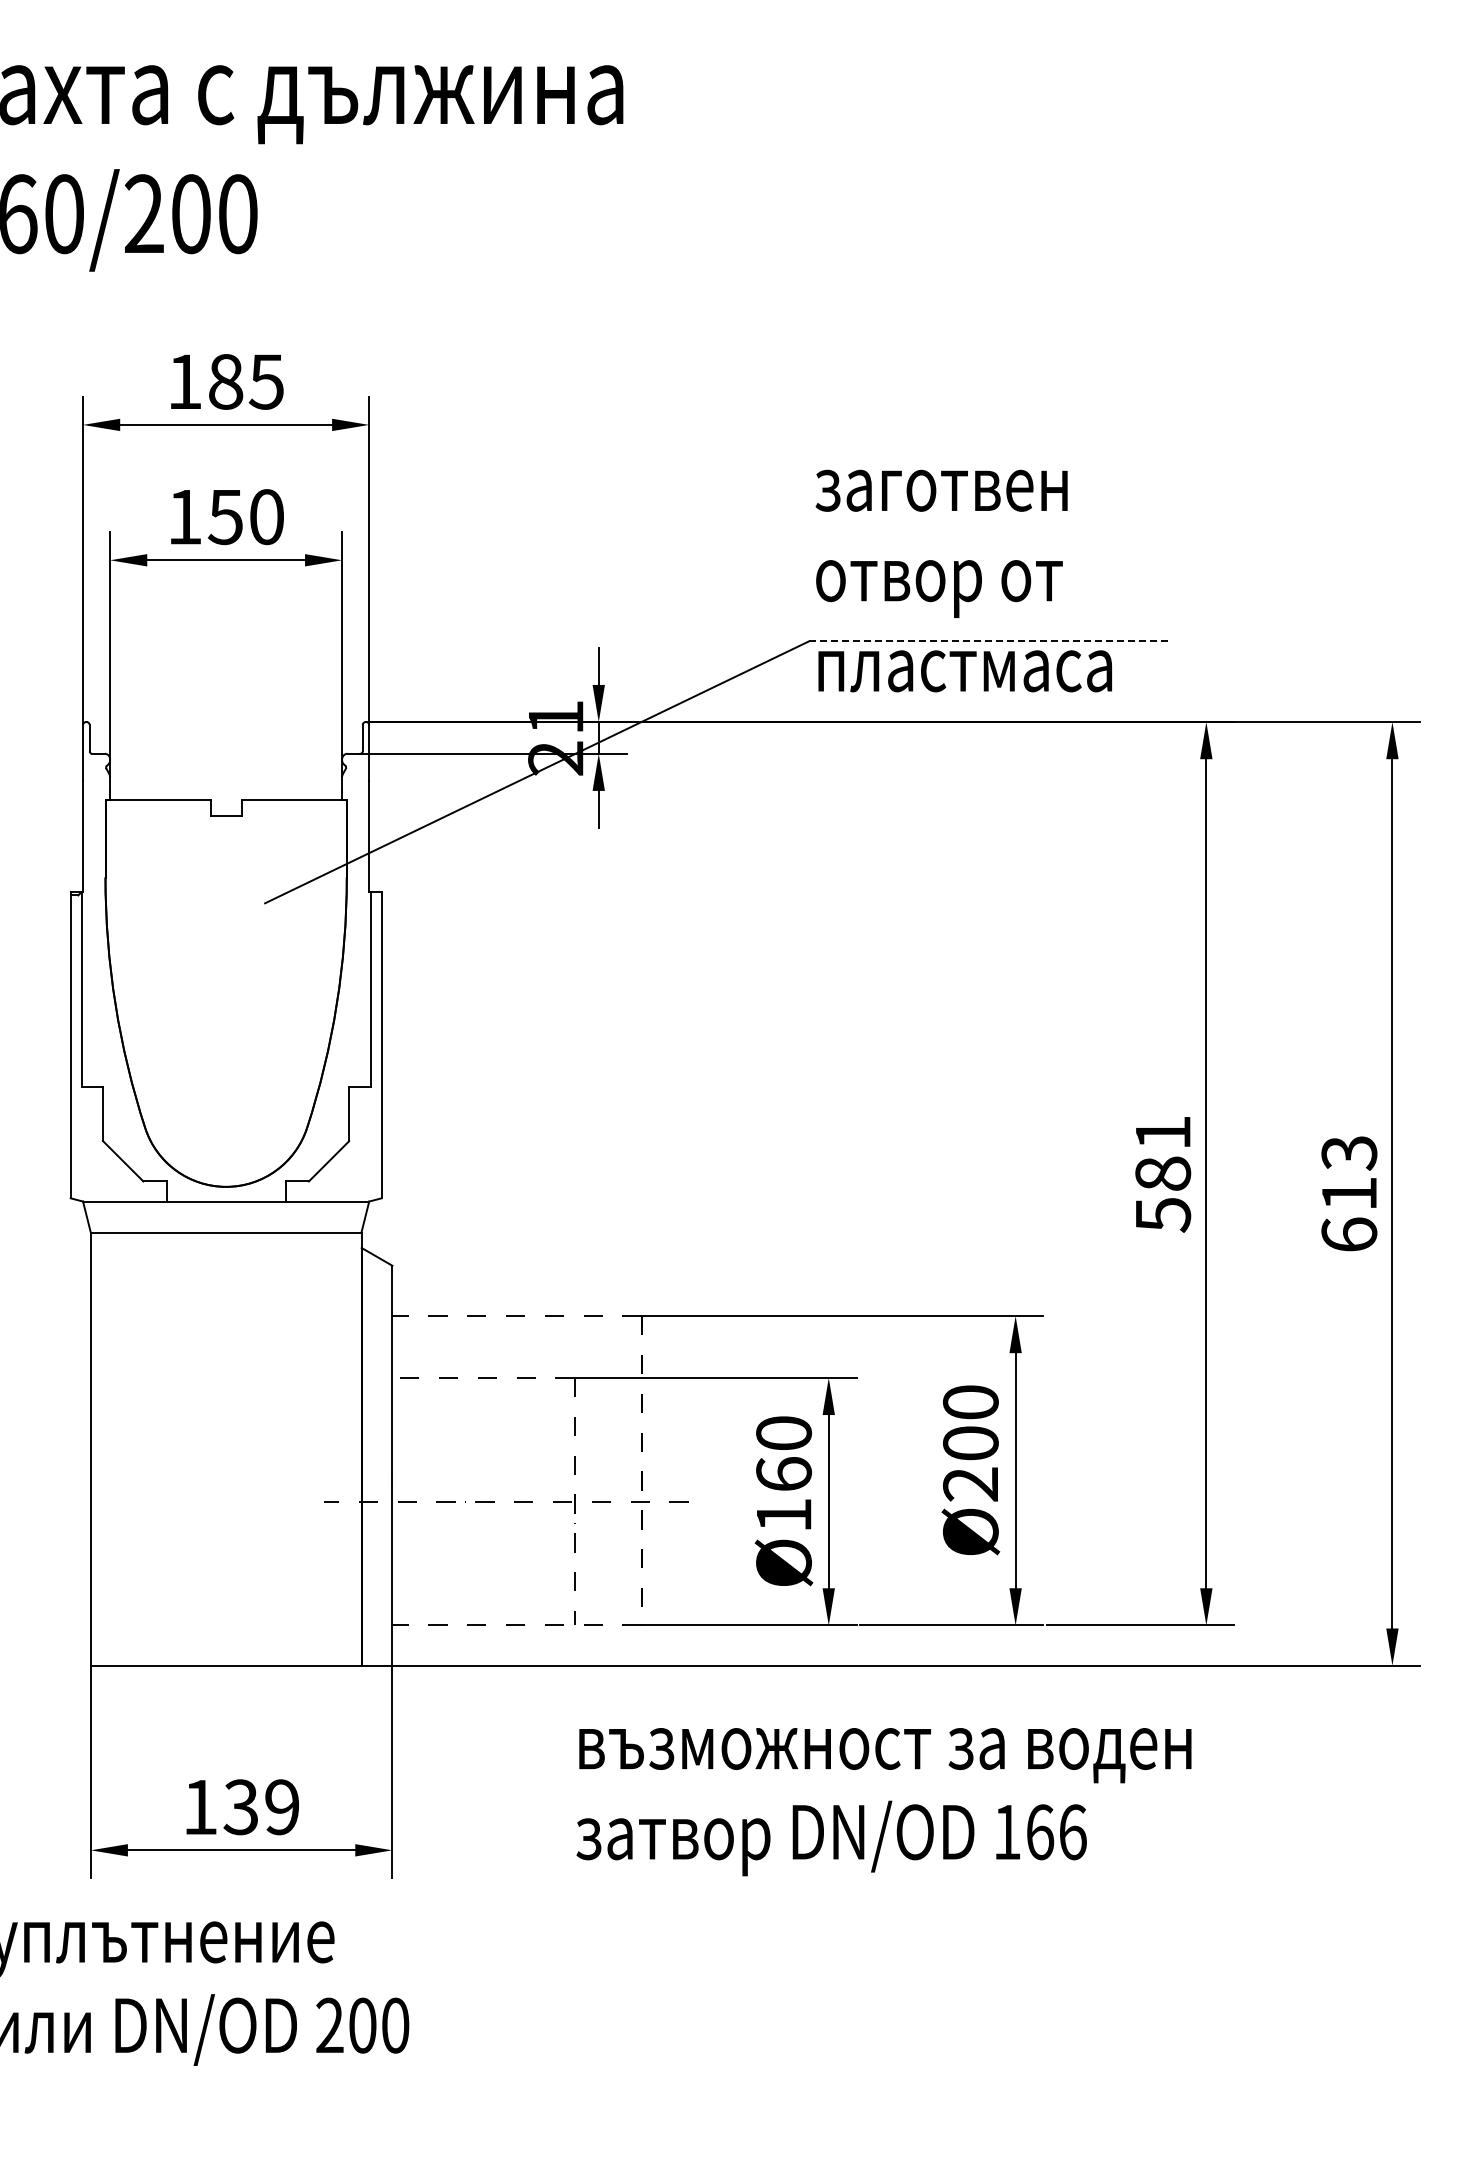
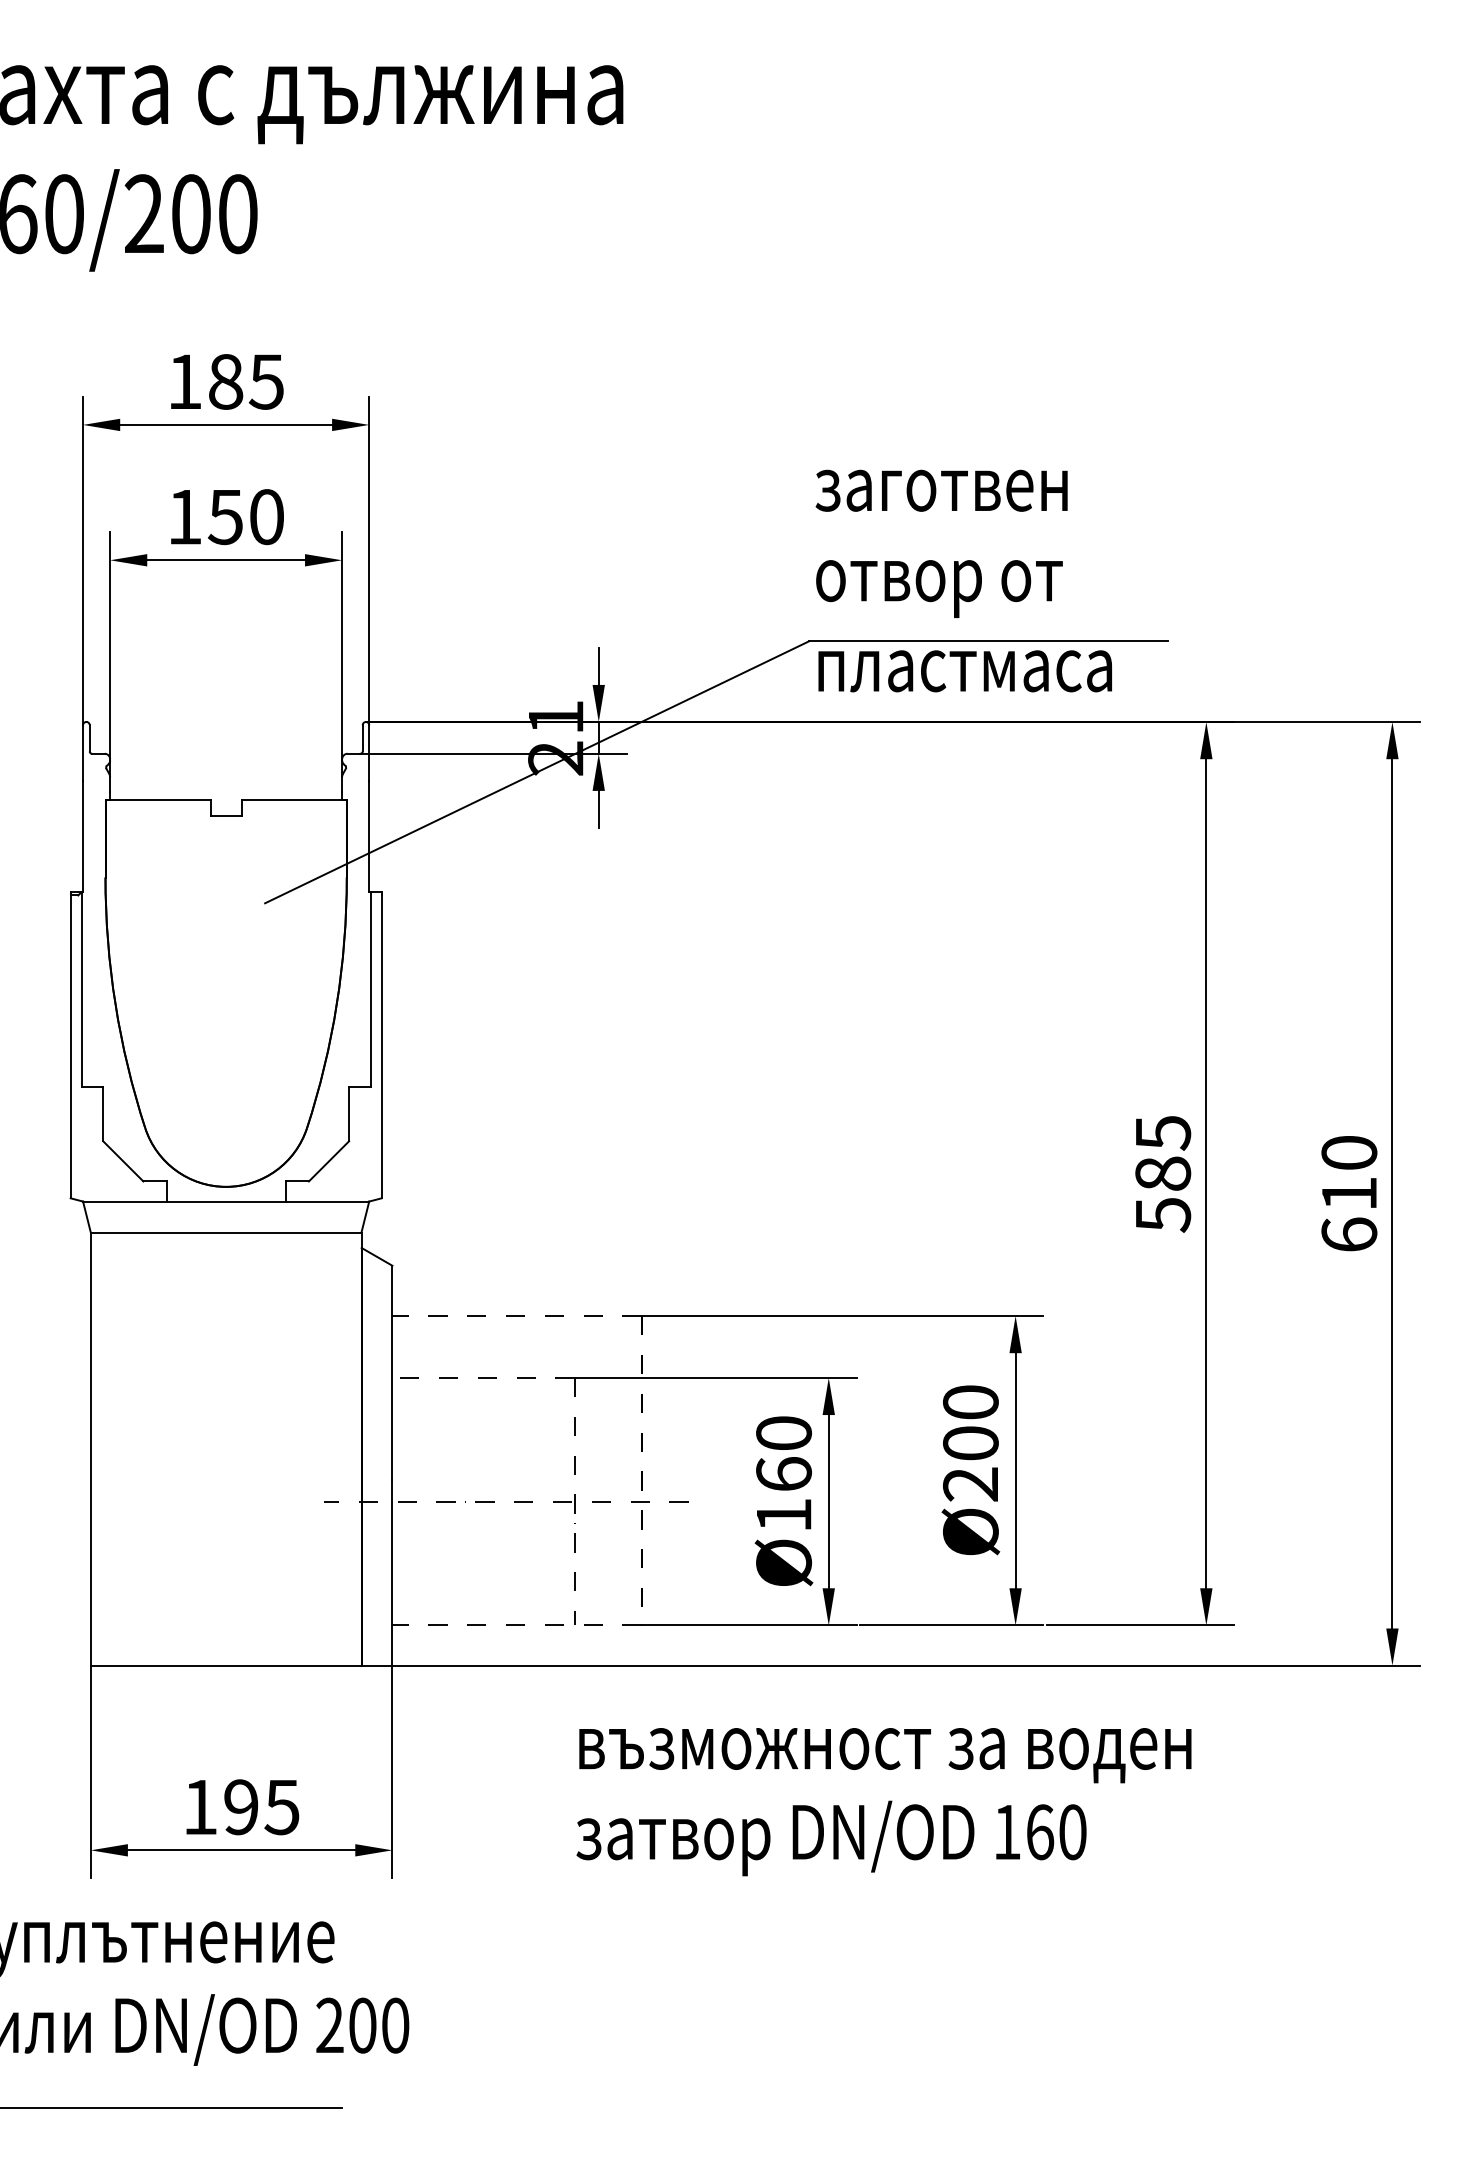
line: dashed -> solid (988, 641)
text: 581 -> 585 (1163, 1133)
text: 613 -> 610 (1349, 1153)
text: 139 -> 195 (261, 1807)
text: 166 -> 160 (1072, 1832)
line: none -> present (171, 2107)
